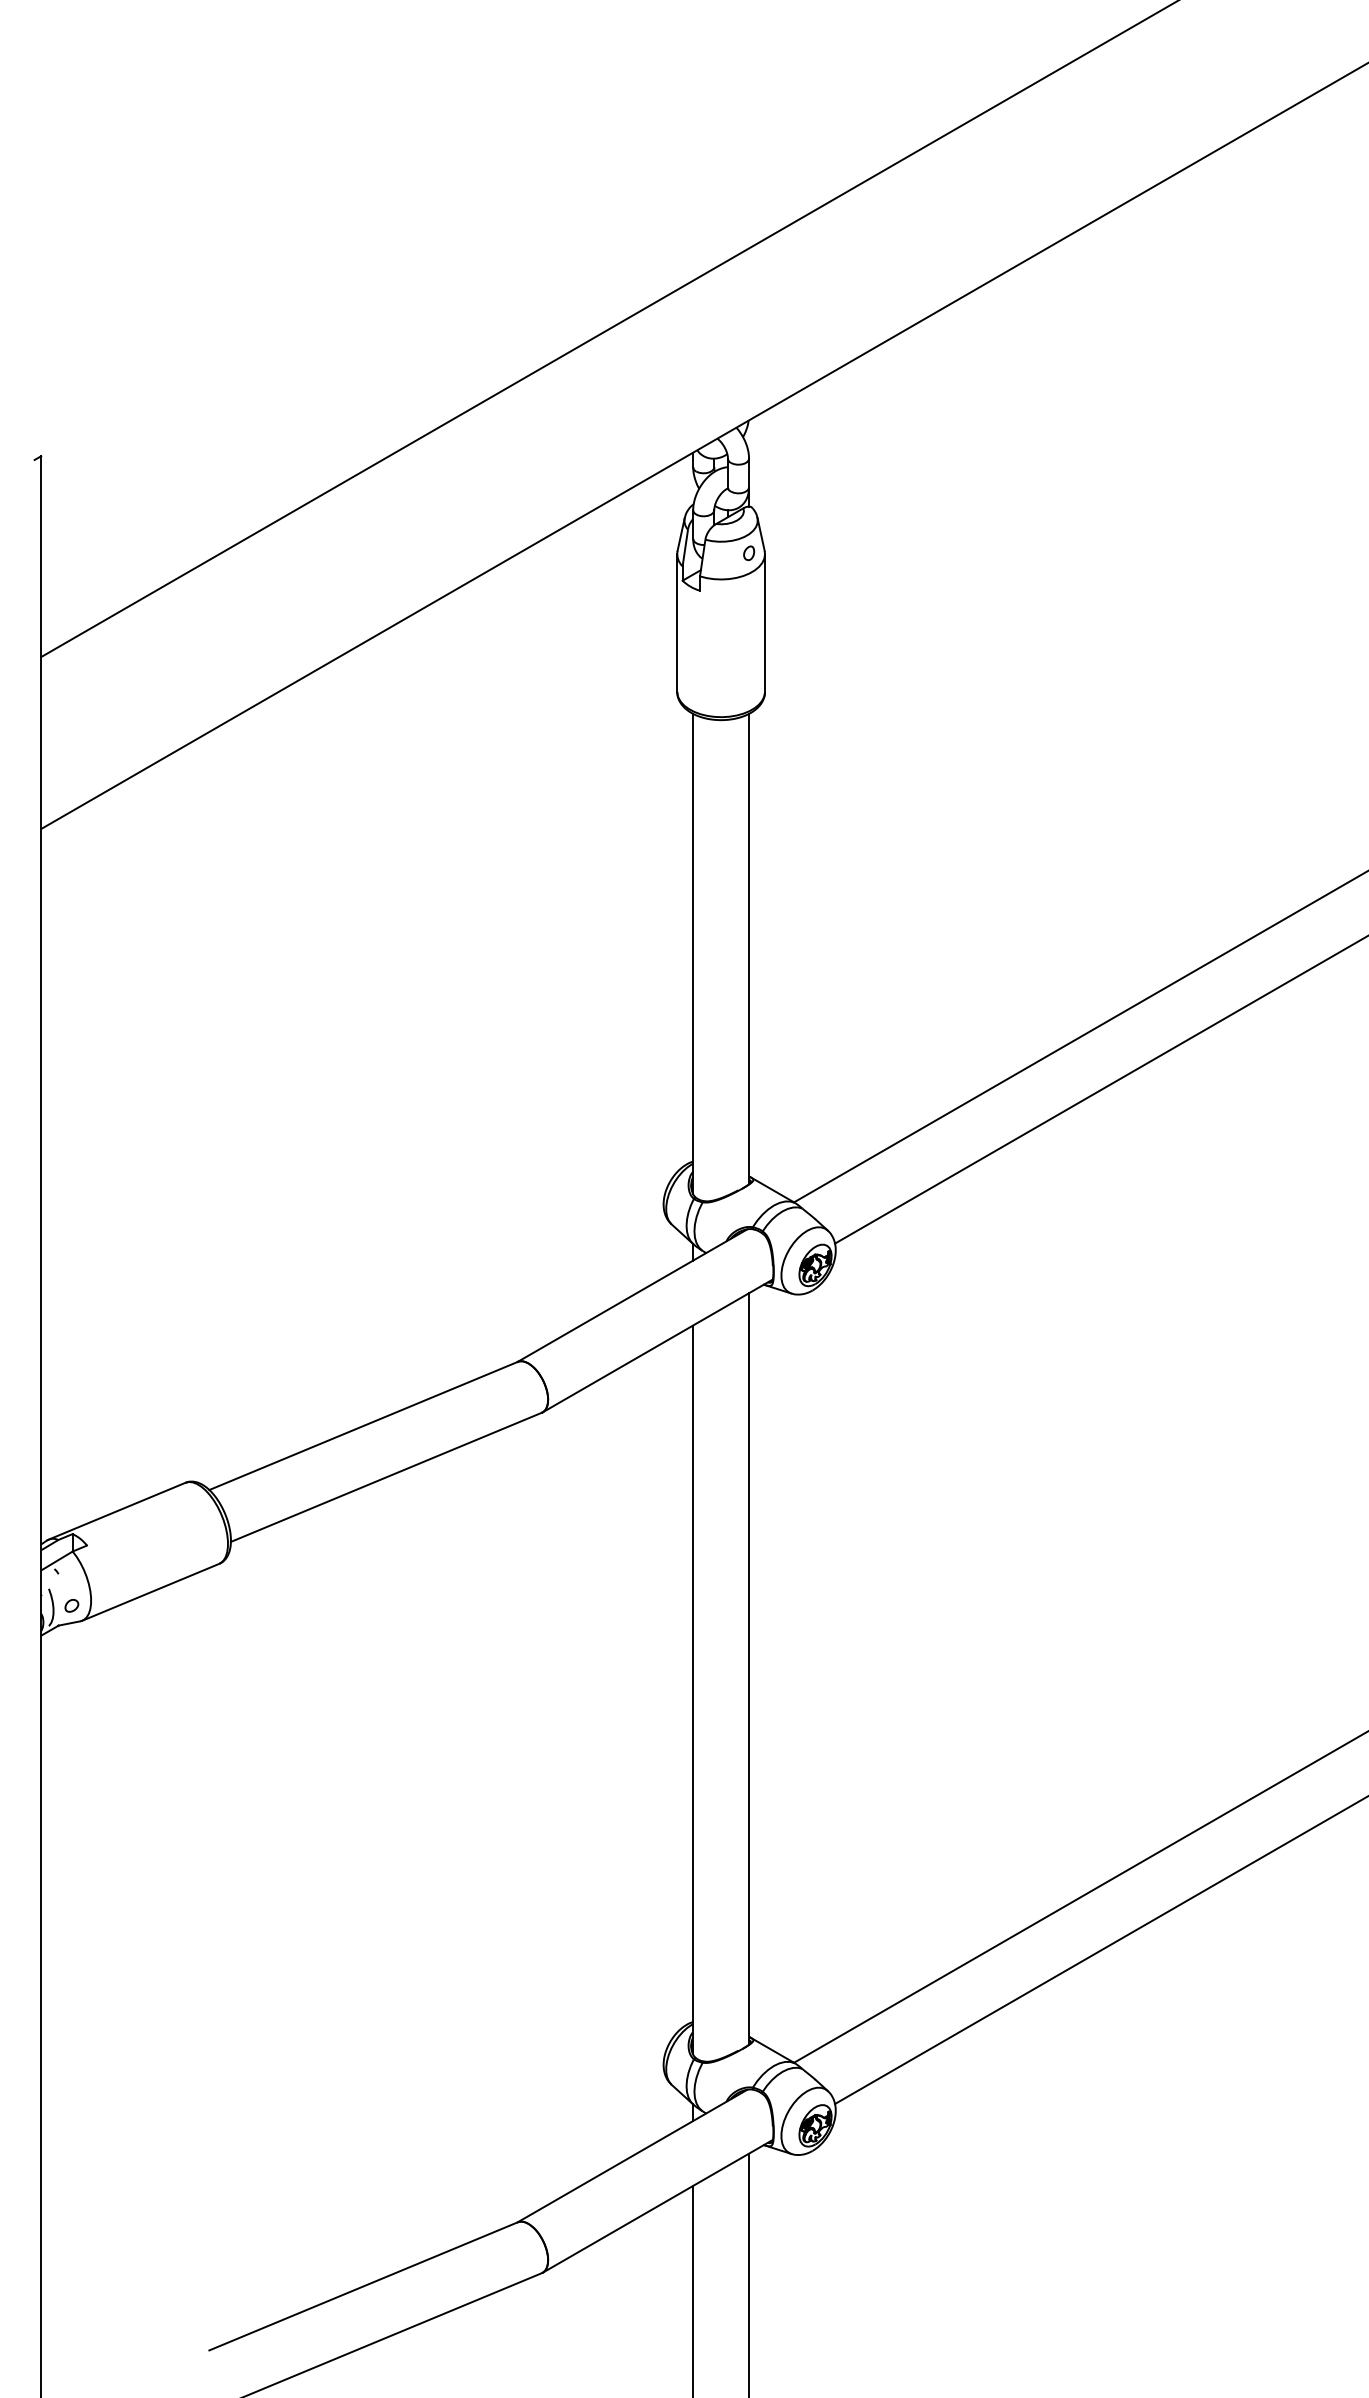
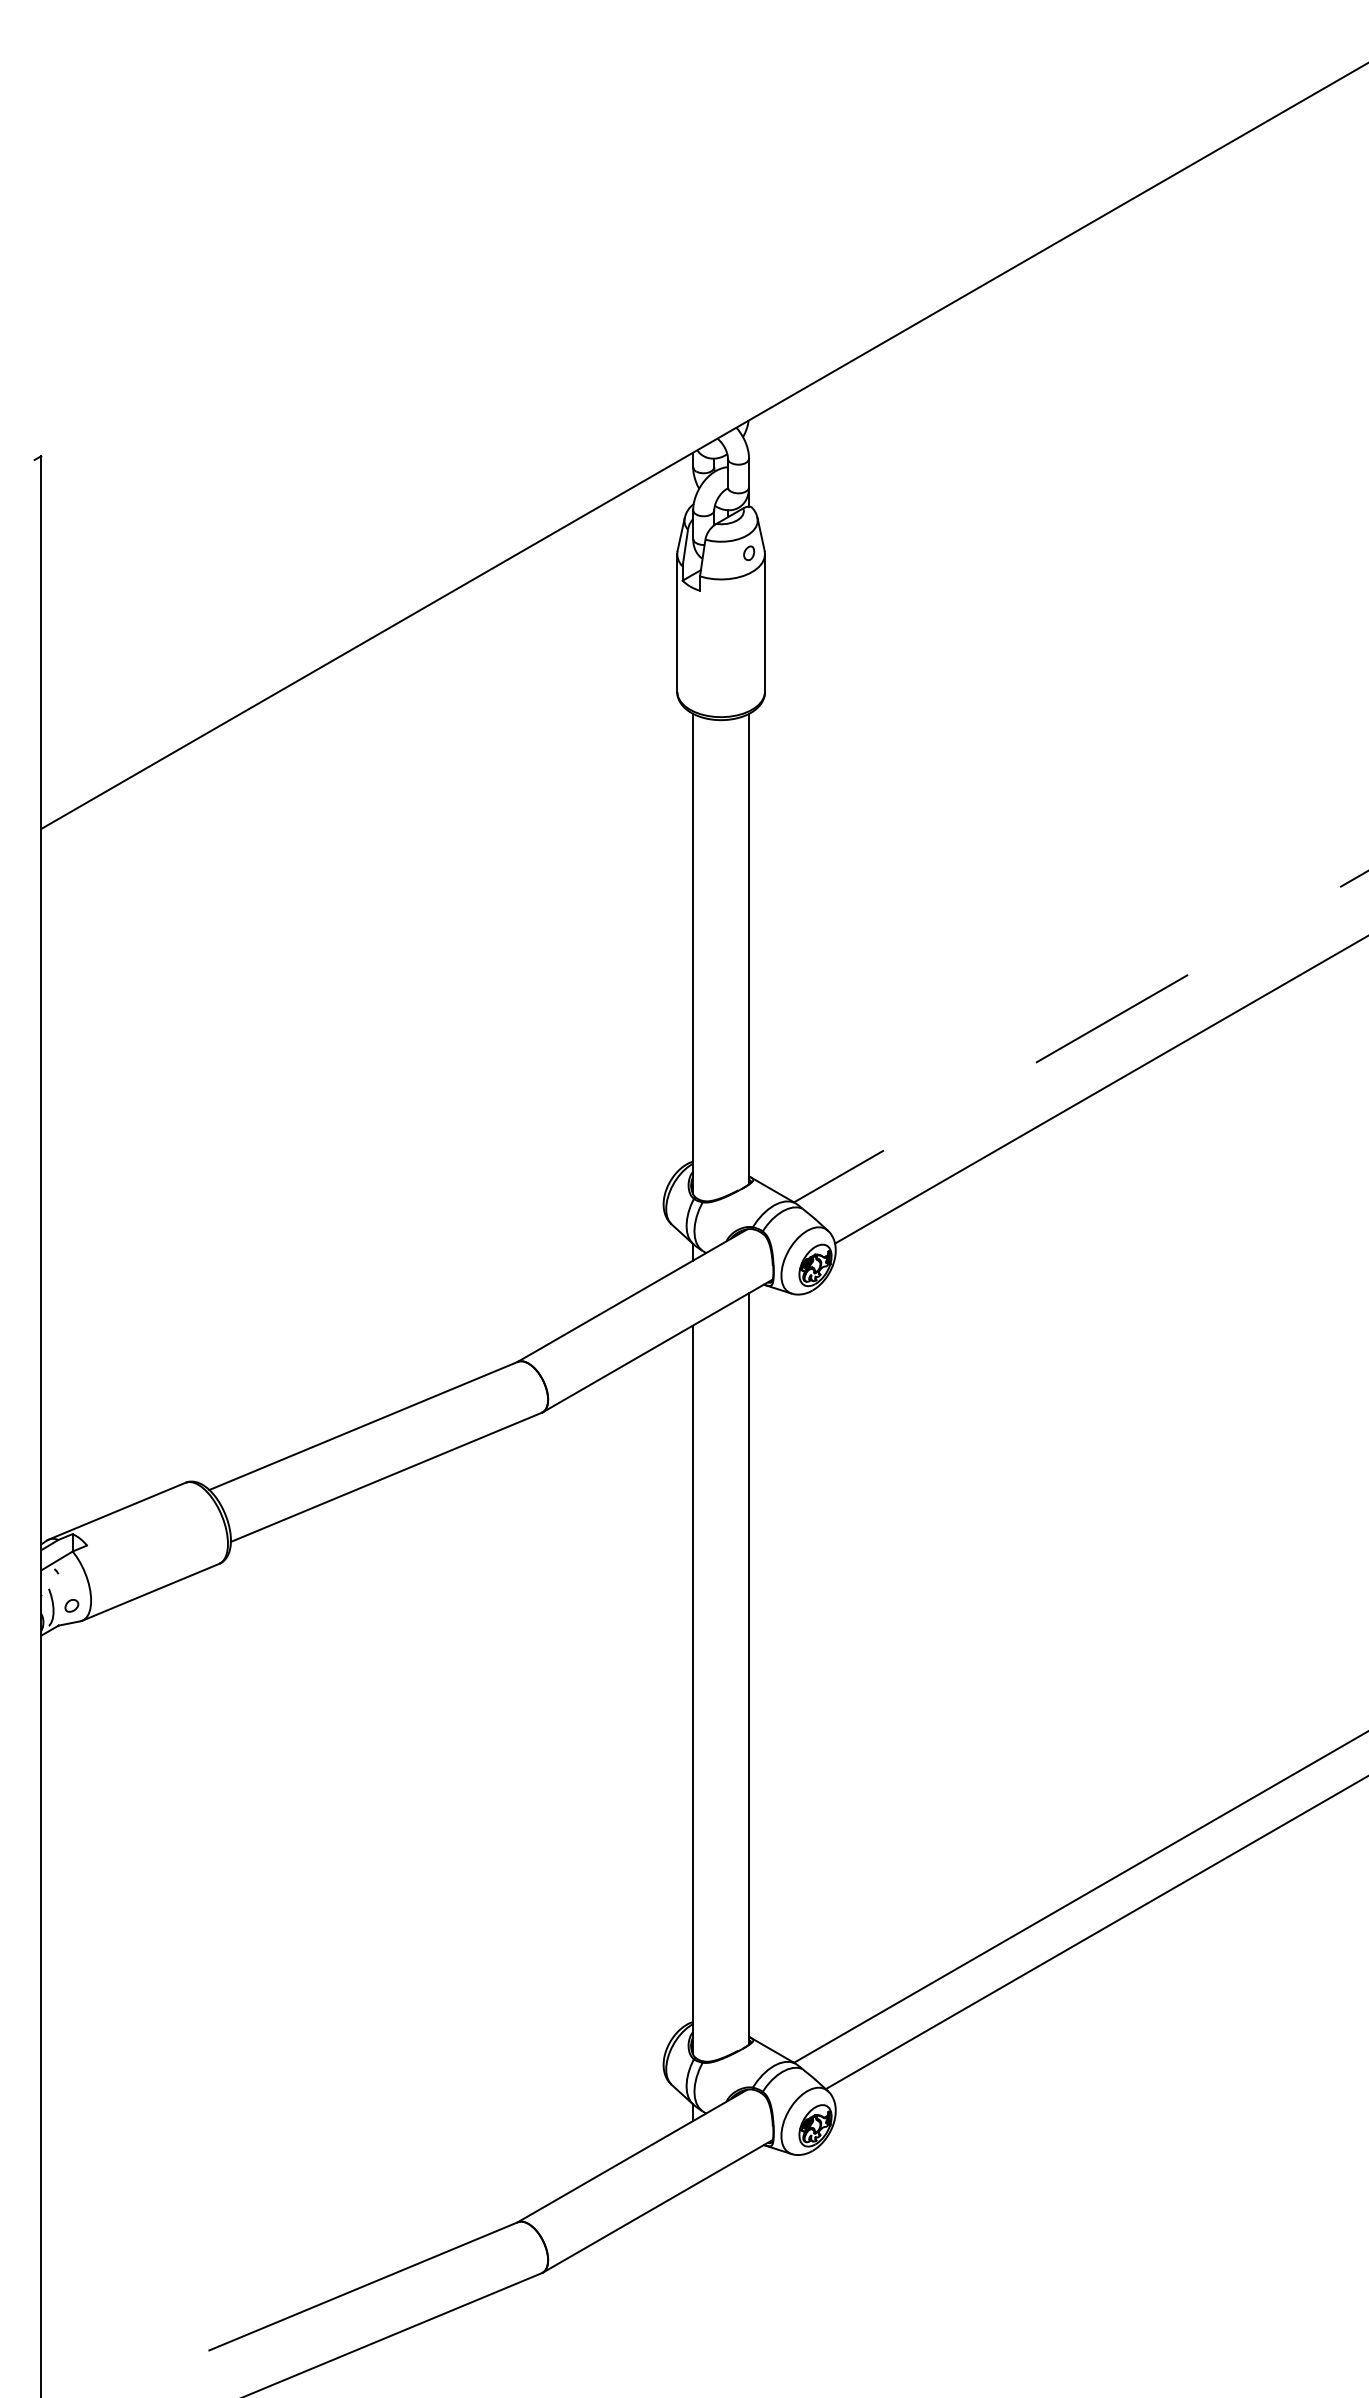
line: present -> none (608, 329)
line: solid -> dashed (1081, 1036)
line position: (1099, 1950) -> (1095, 1933) (1095, 1933)
line: present -> none (749, 2273)
line: present -> none (693, 2290)
